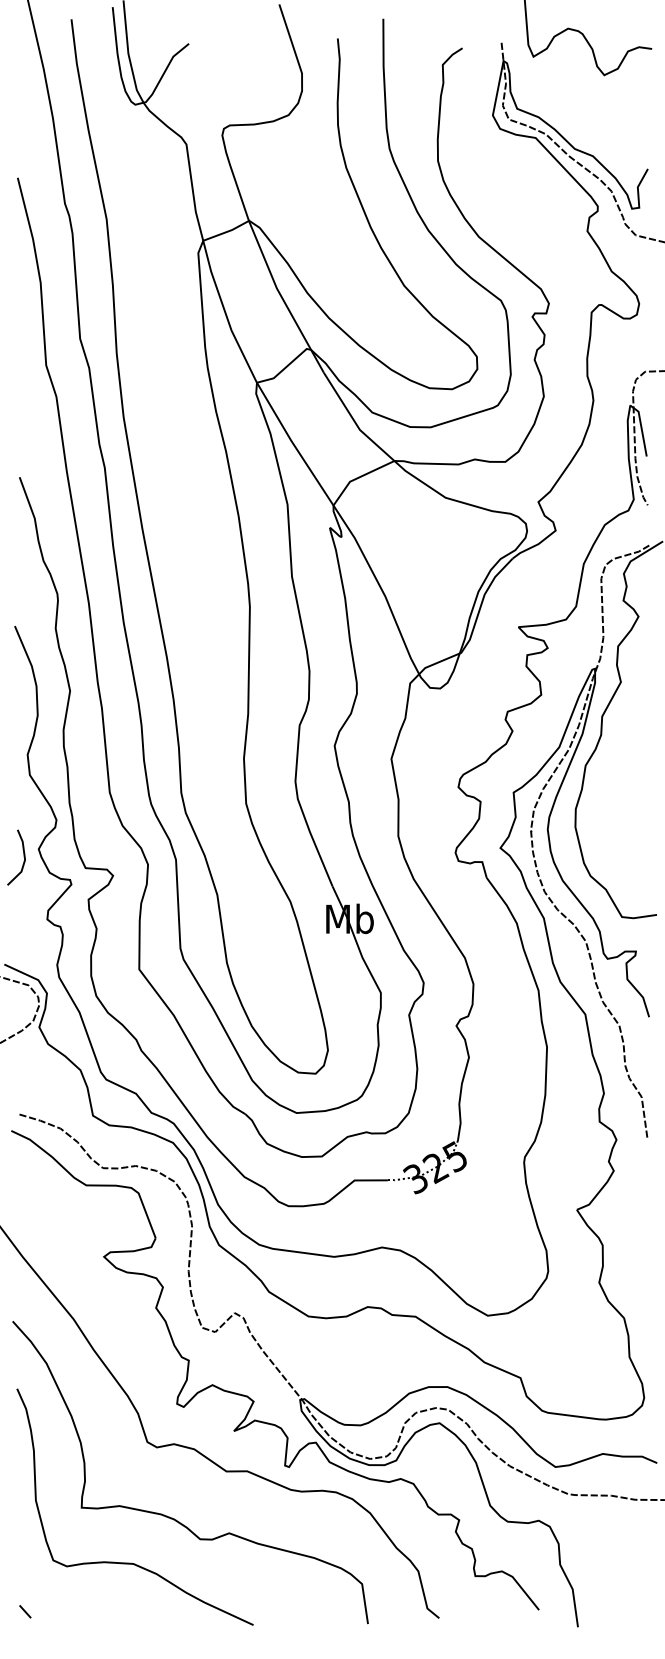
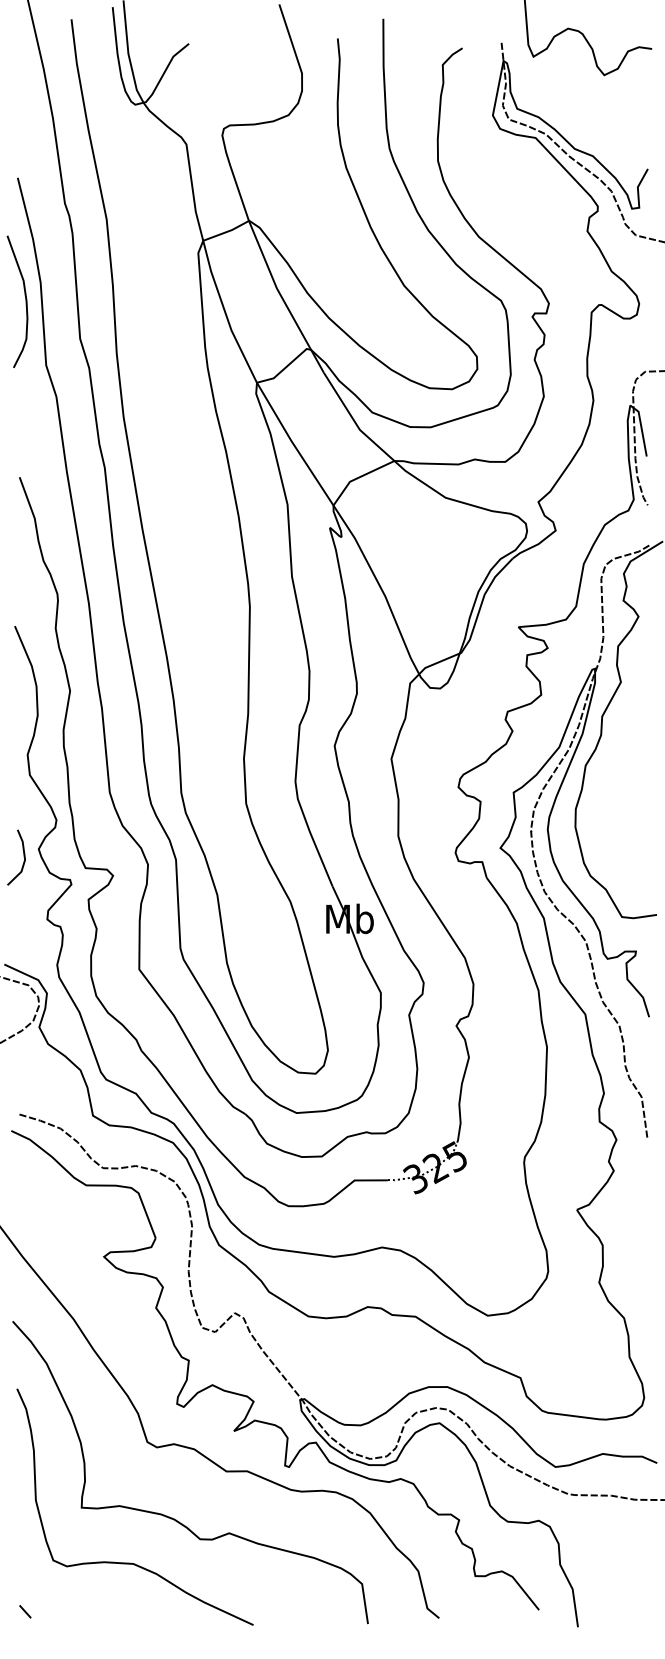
curve: none -> present (25, 301)
